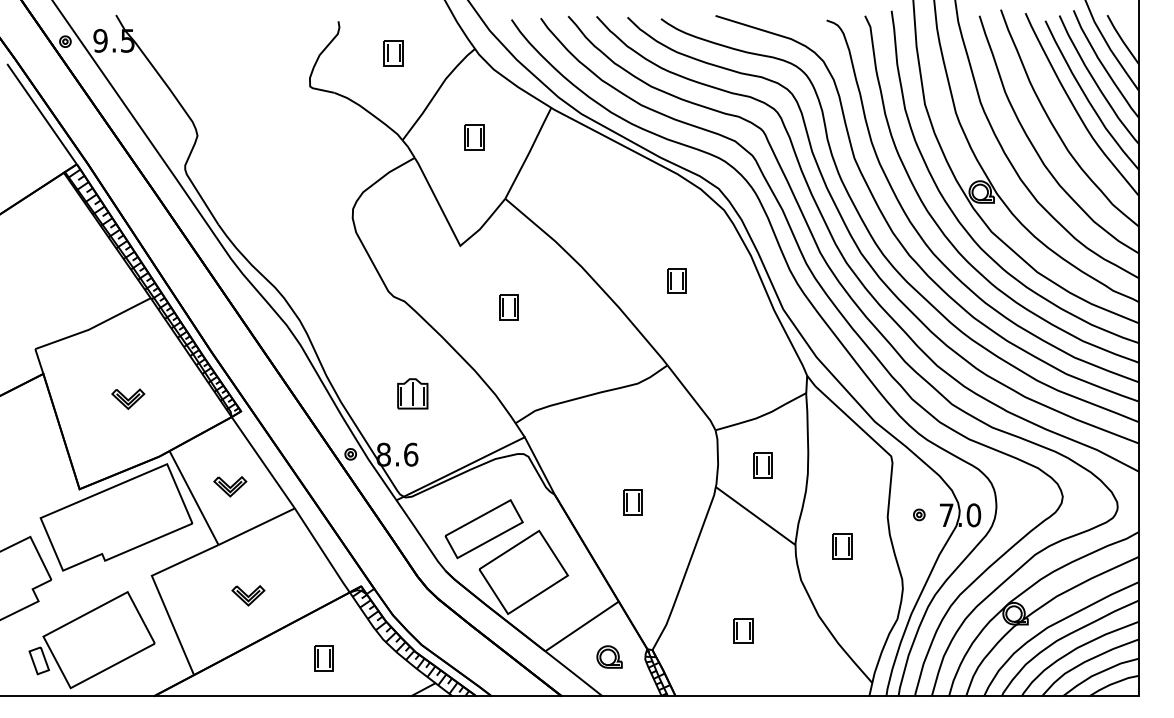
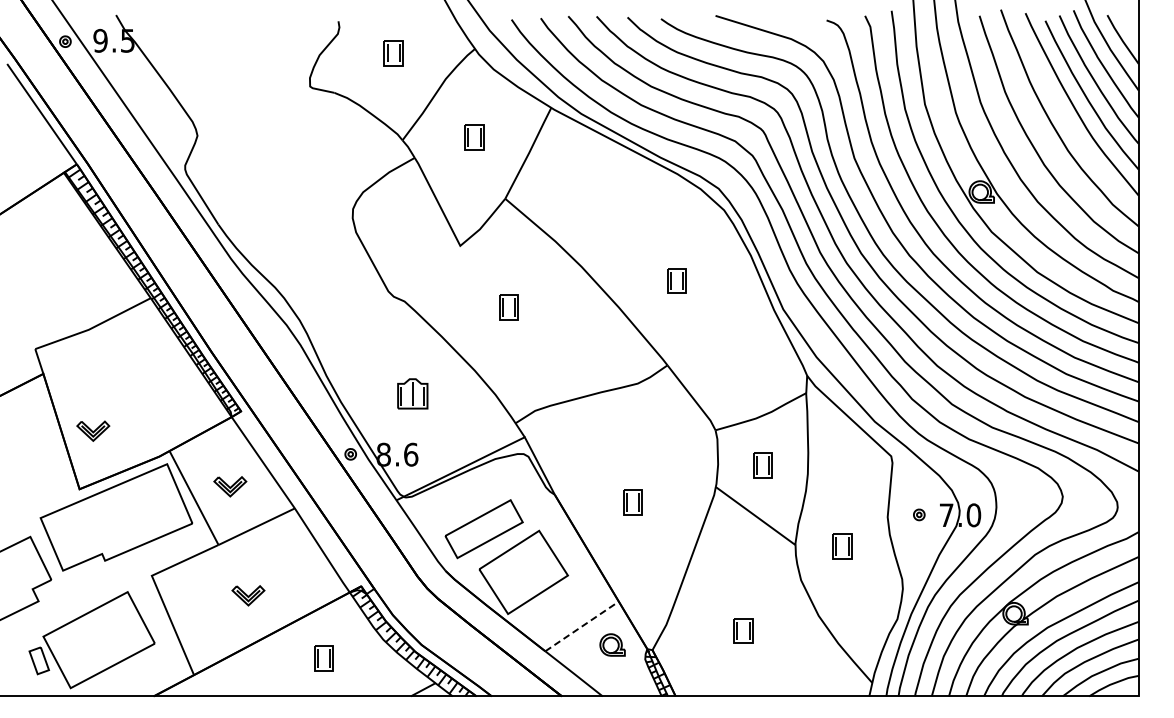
part position: (128, 398) -> (93, 430) (93, 430)
line: solid -> dashed (582, 626)
part position: (609, 656) -> (612, 644) (612, 644)
